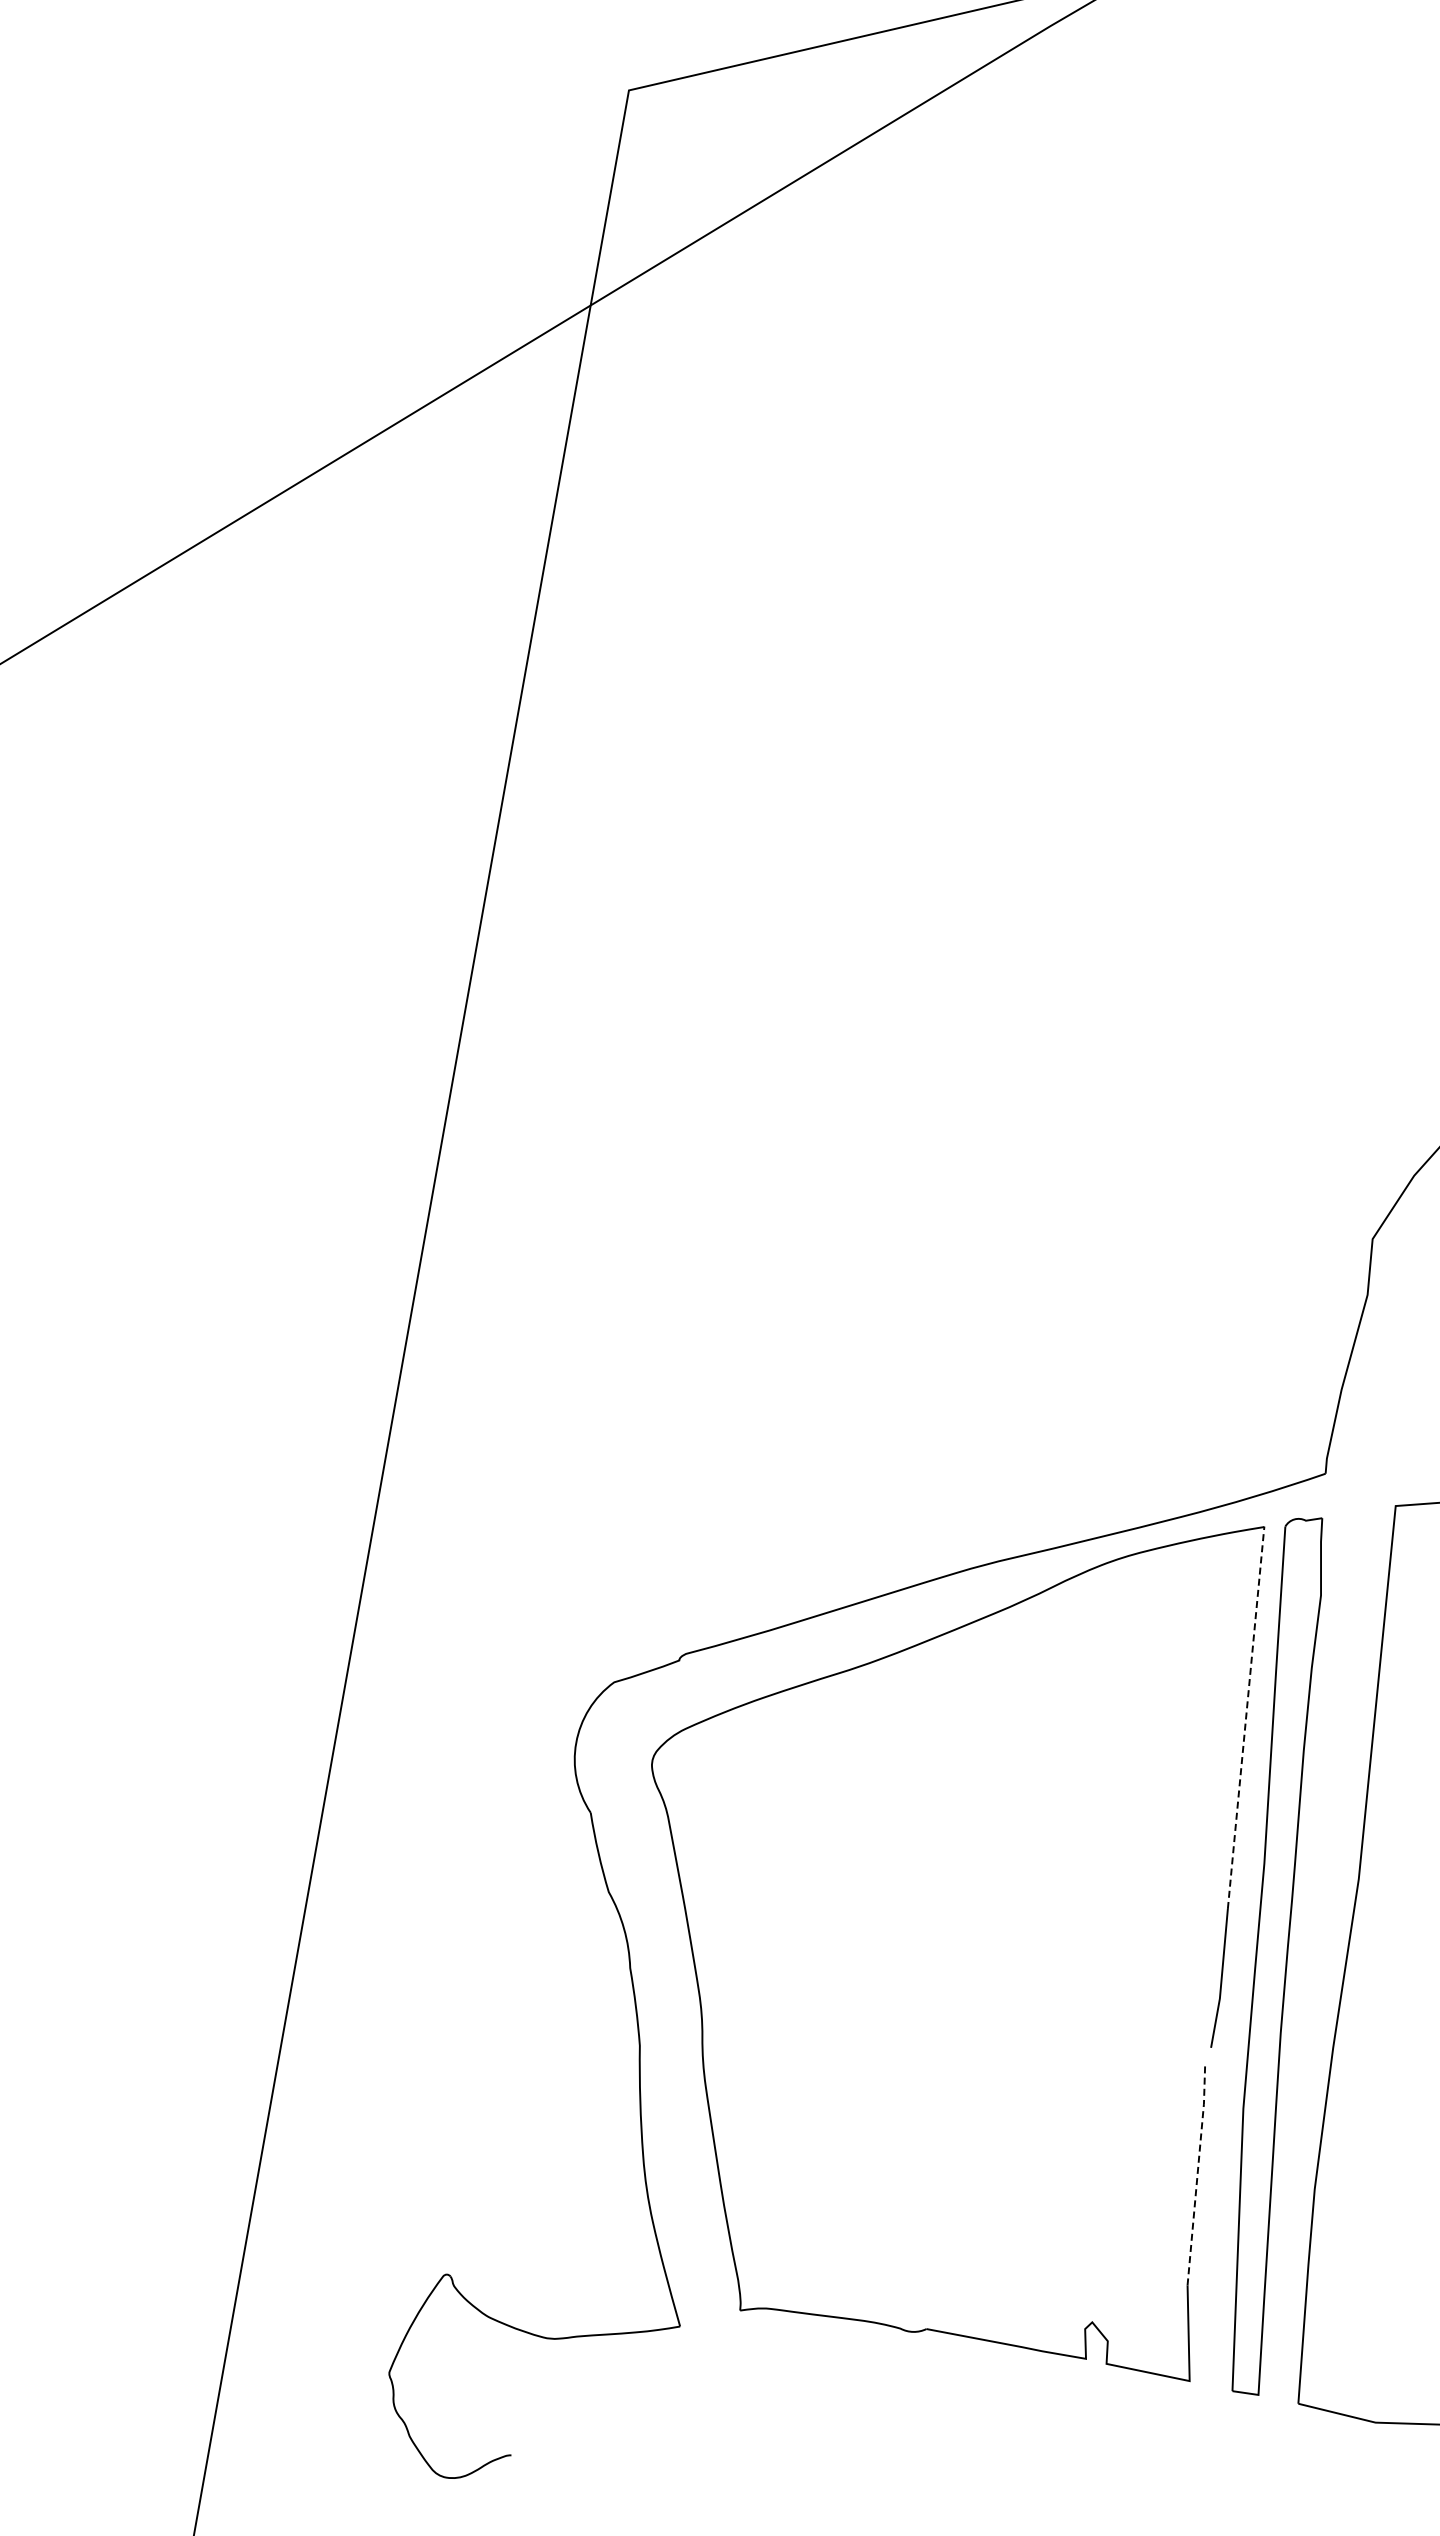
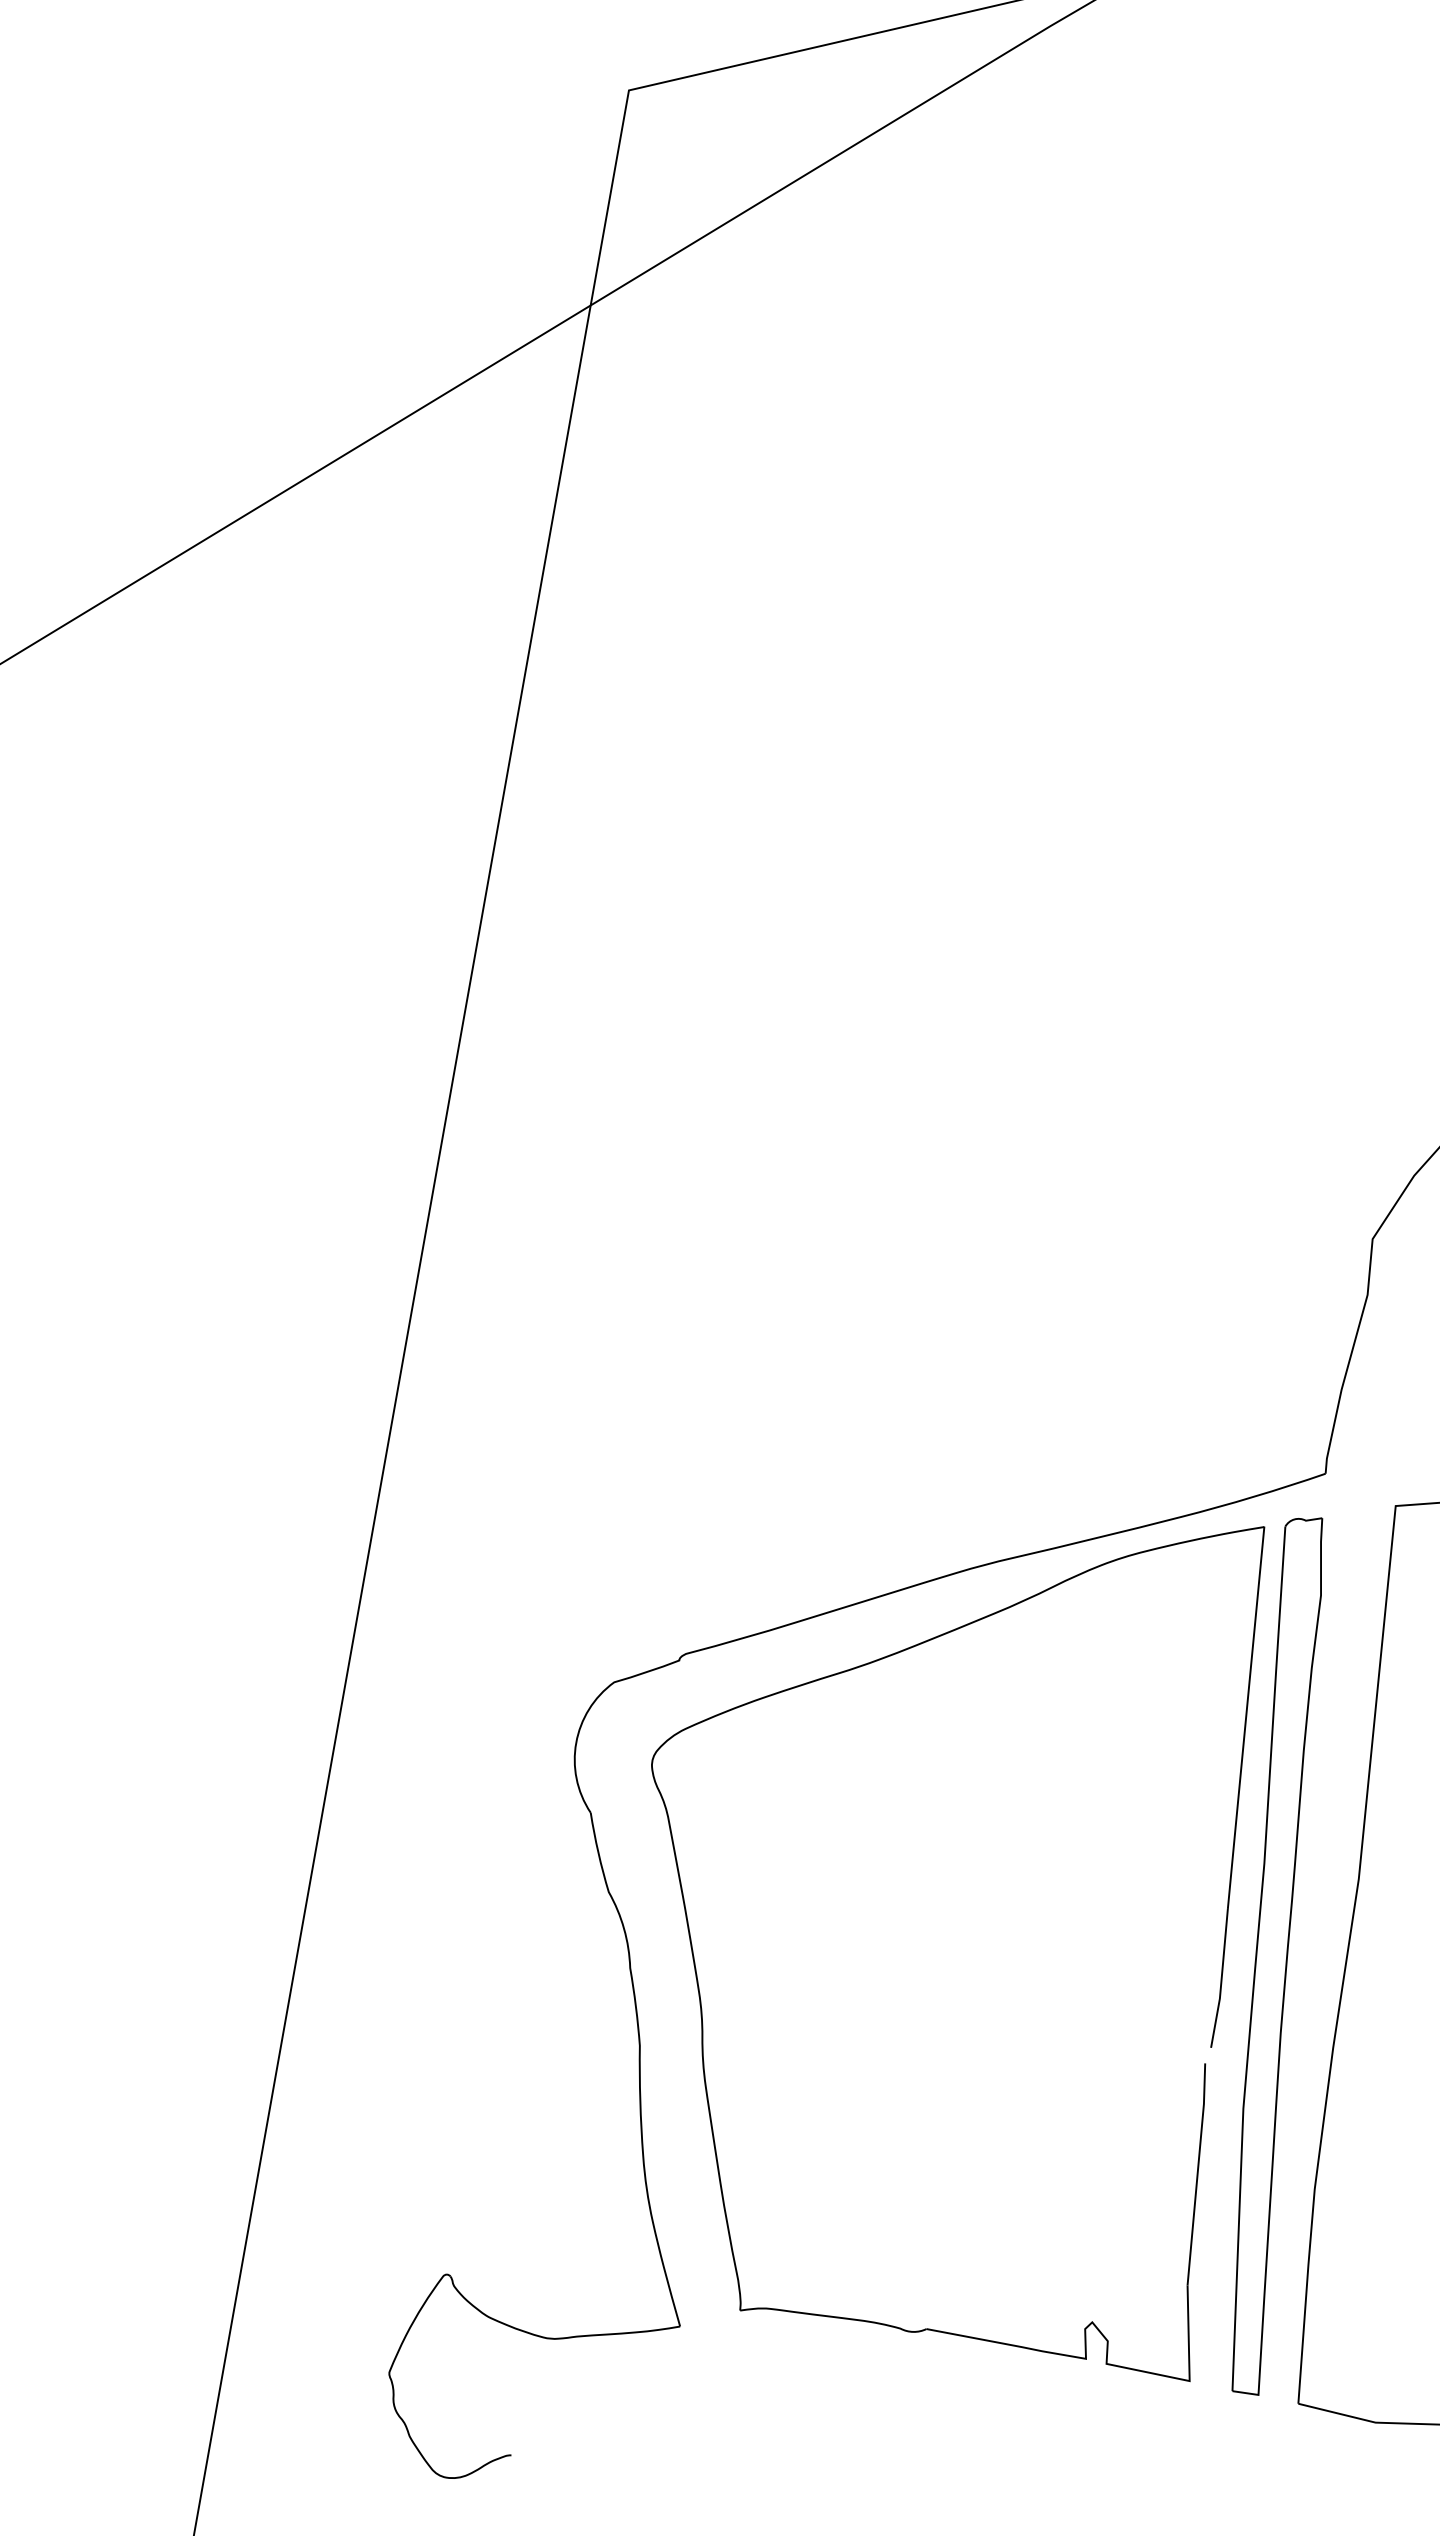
line: dashed -> solid (1246, 1718)
line: dashed -> solid (1197, 2173)
